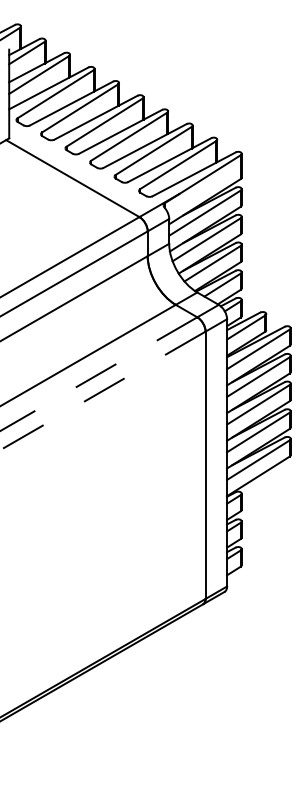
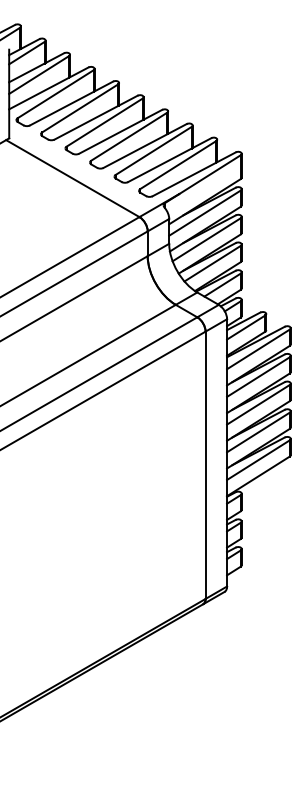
line: dashed -> solid (98, 374)
line: dashed -> solid (102, 391)
